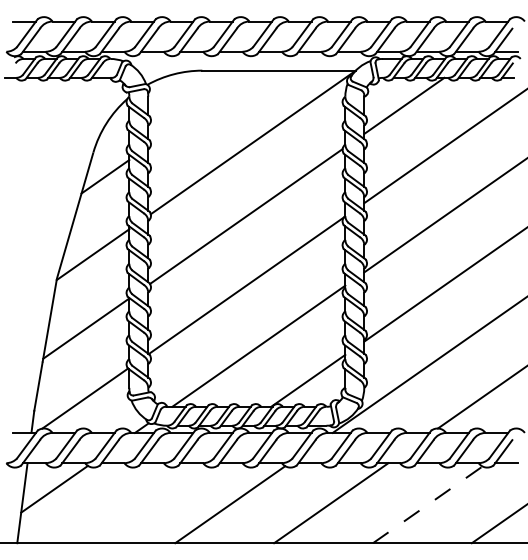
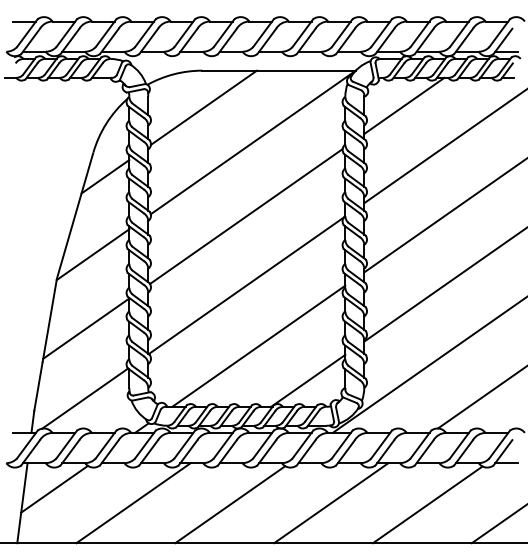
line: none -> present (203, 107)
line: none -> present (133, 503)
line: dashed -> solid (427, 504)
